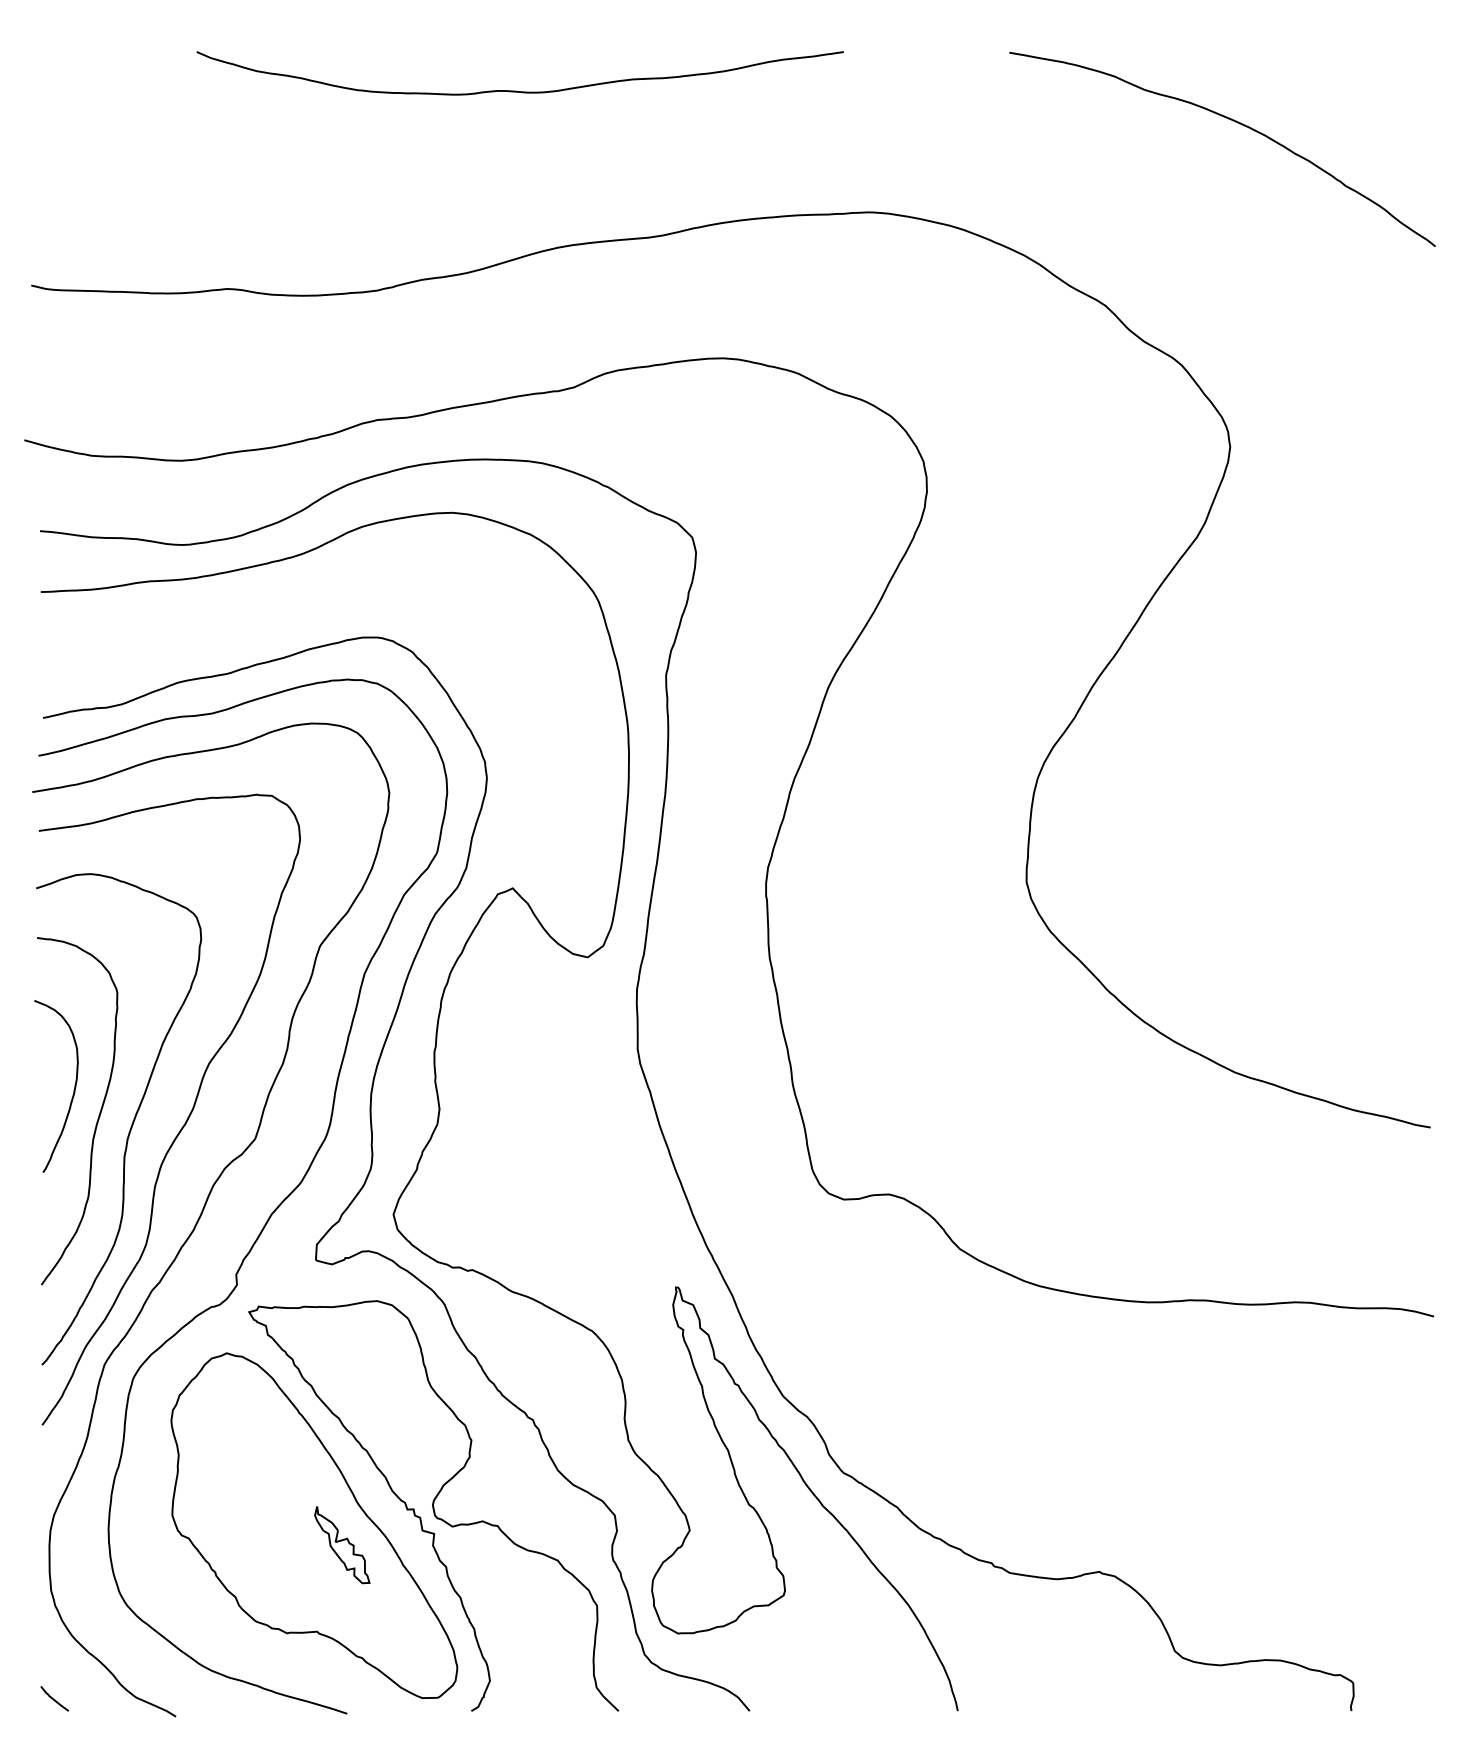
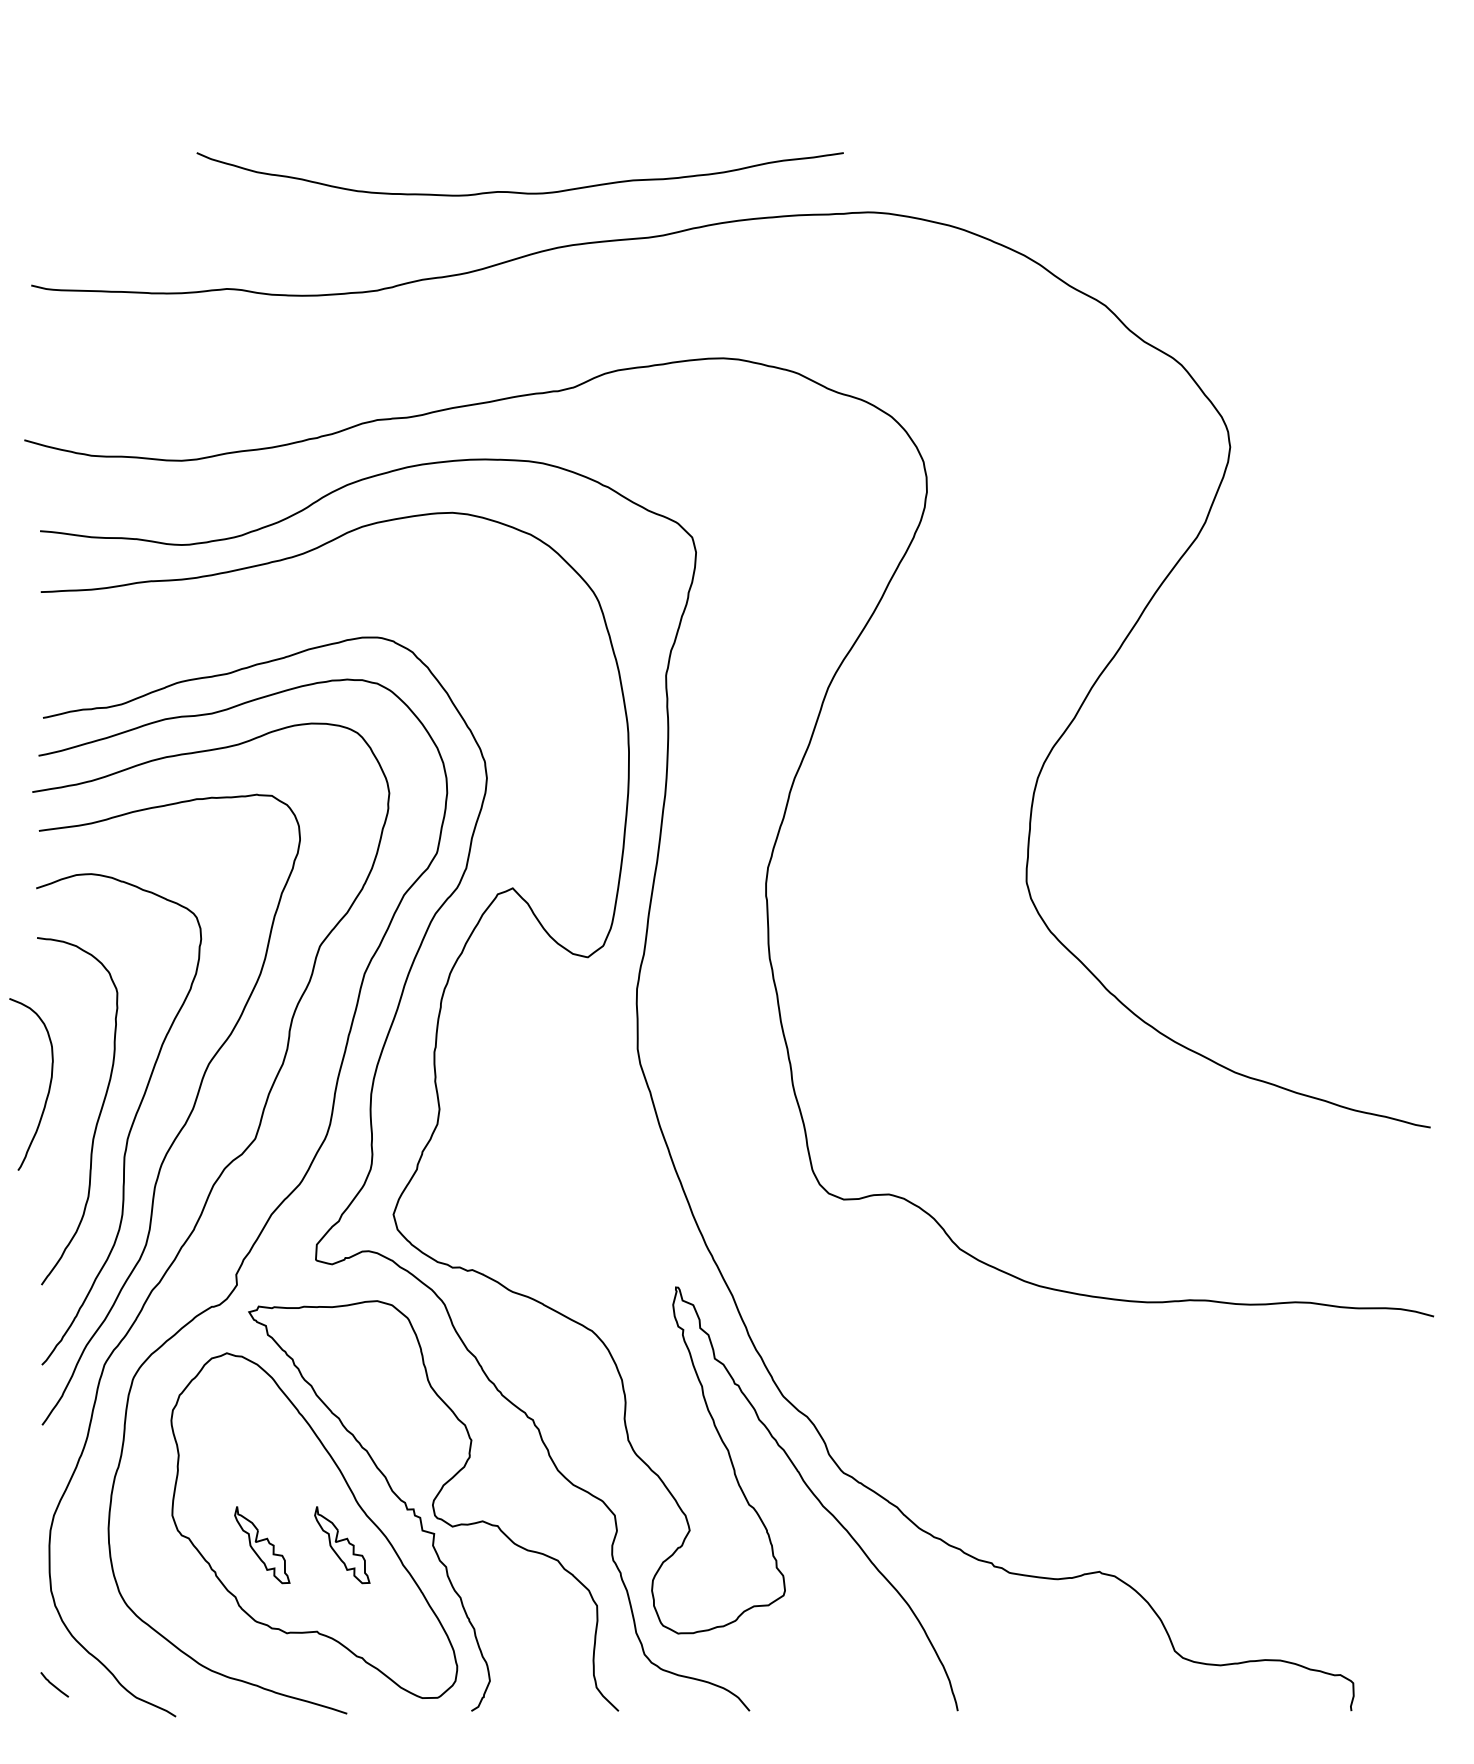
curve position: (516, 90) -> (516, 191) (516, 191)
curve: present -> none (1235, 122)
curve position: (73, 1090) -> (48, 1088) (48, 1088)
part: none -> present (262, 1545)
curve position: (53, 1698) -> (53, 1684) (53, 1684)
